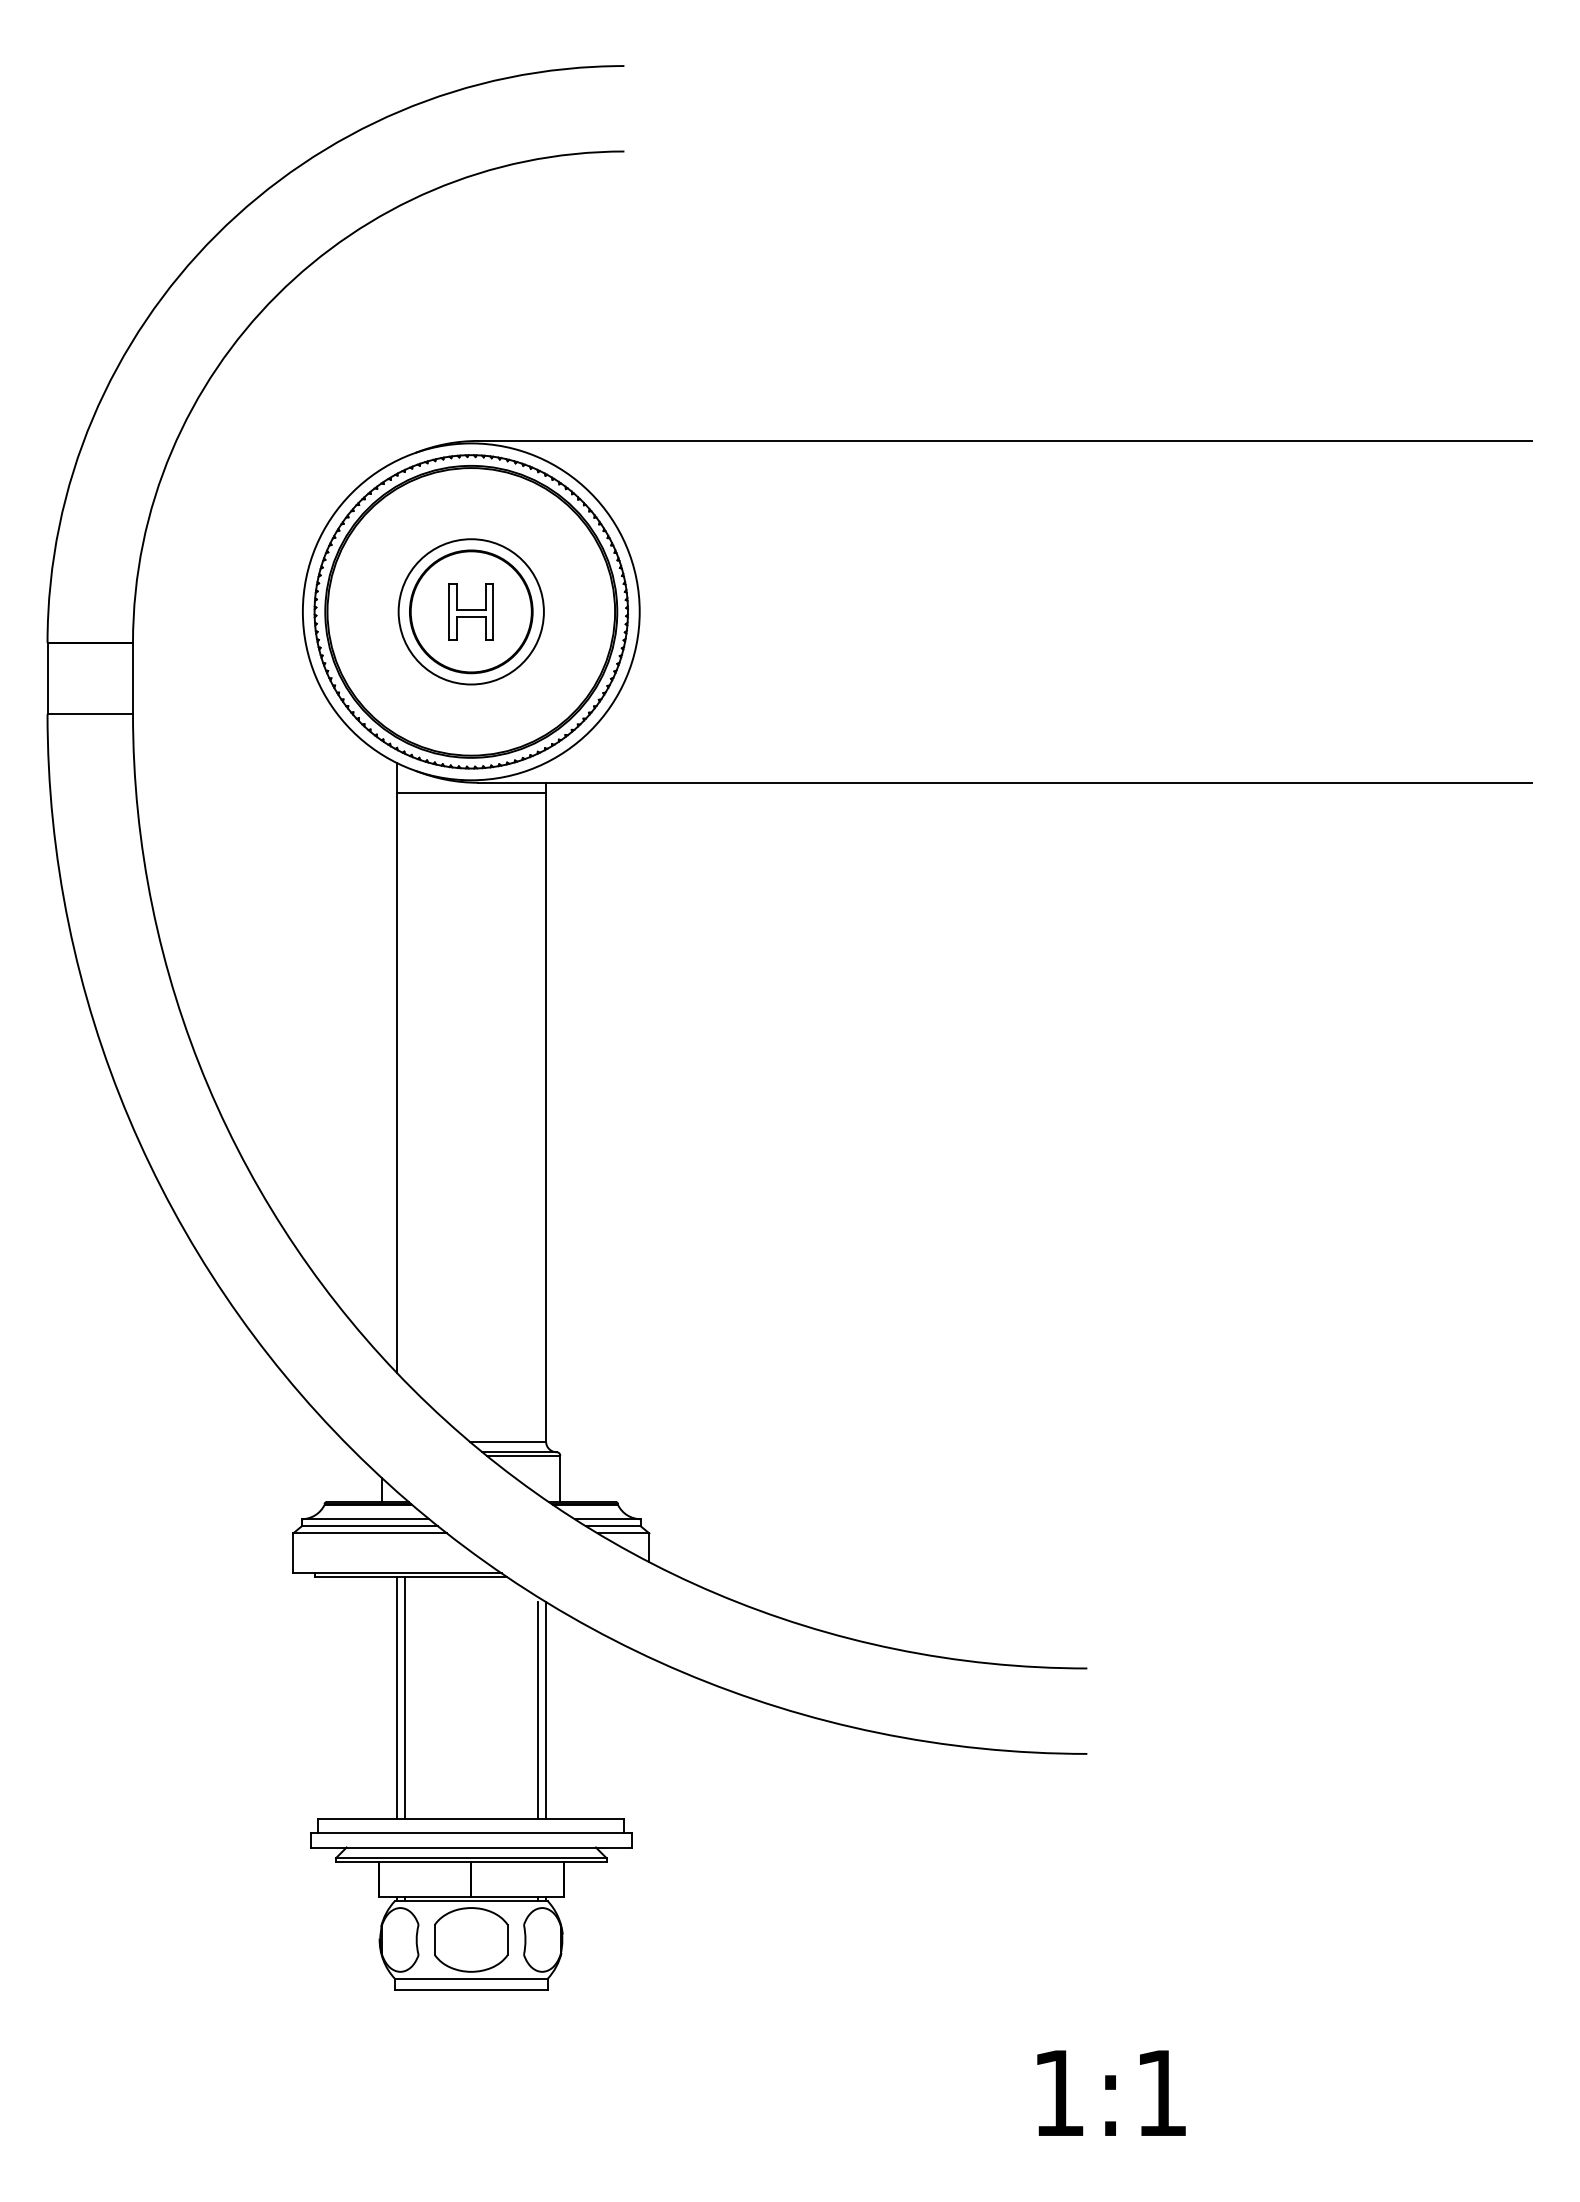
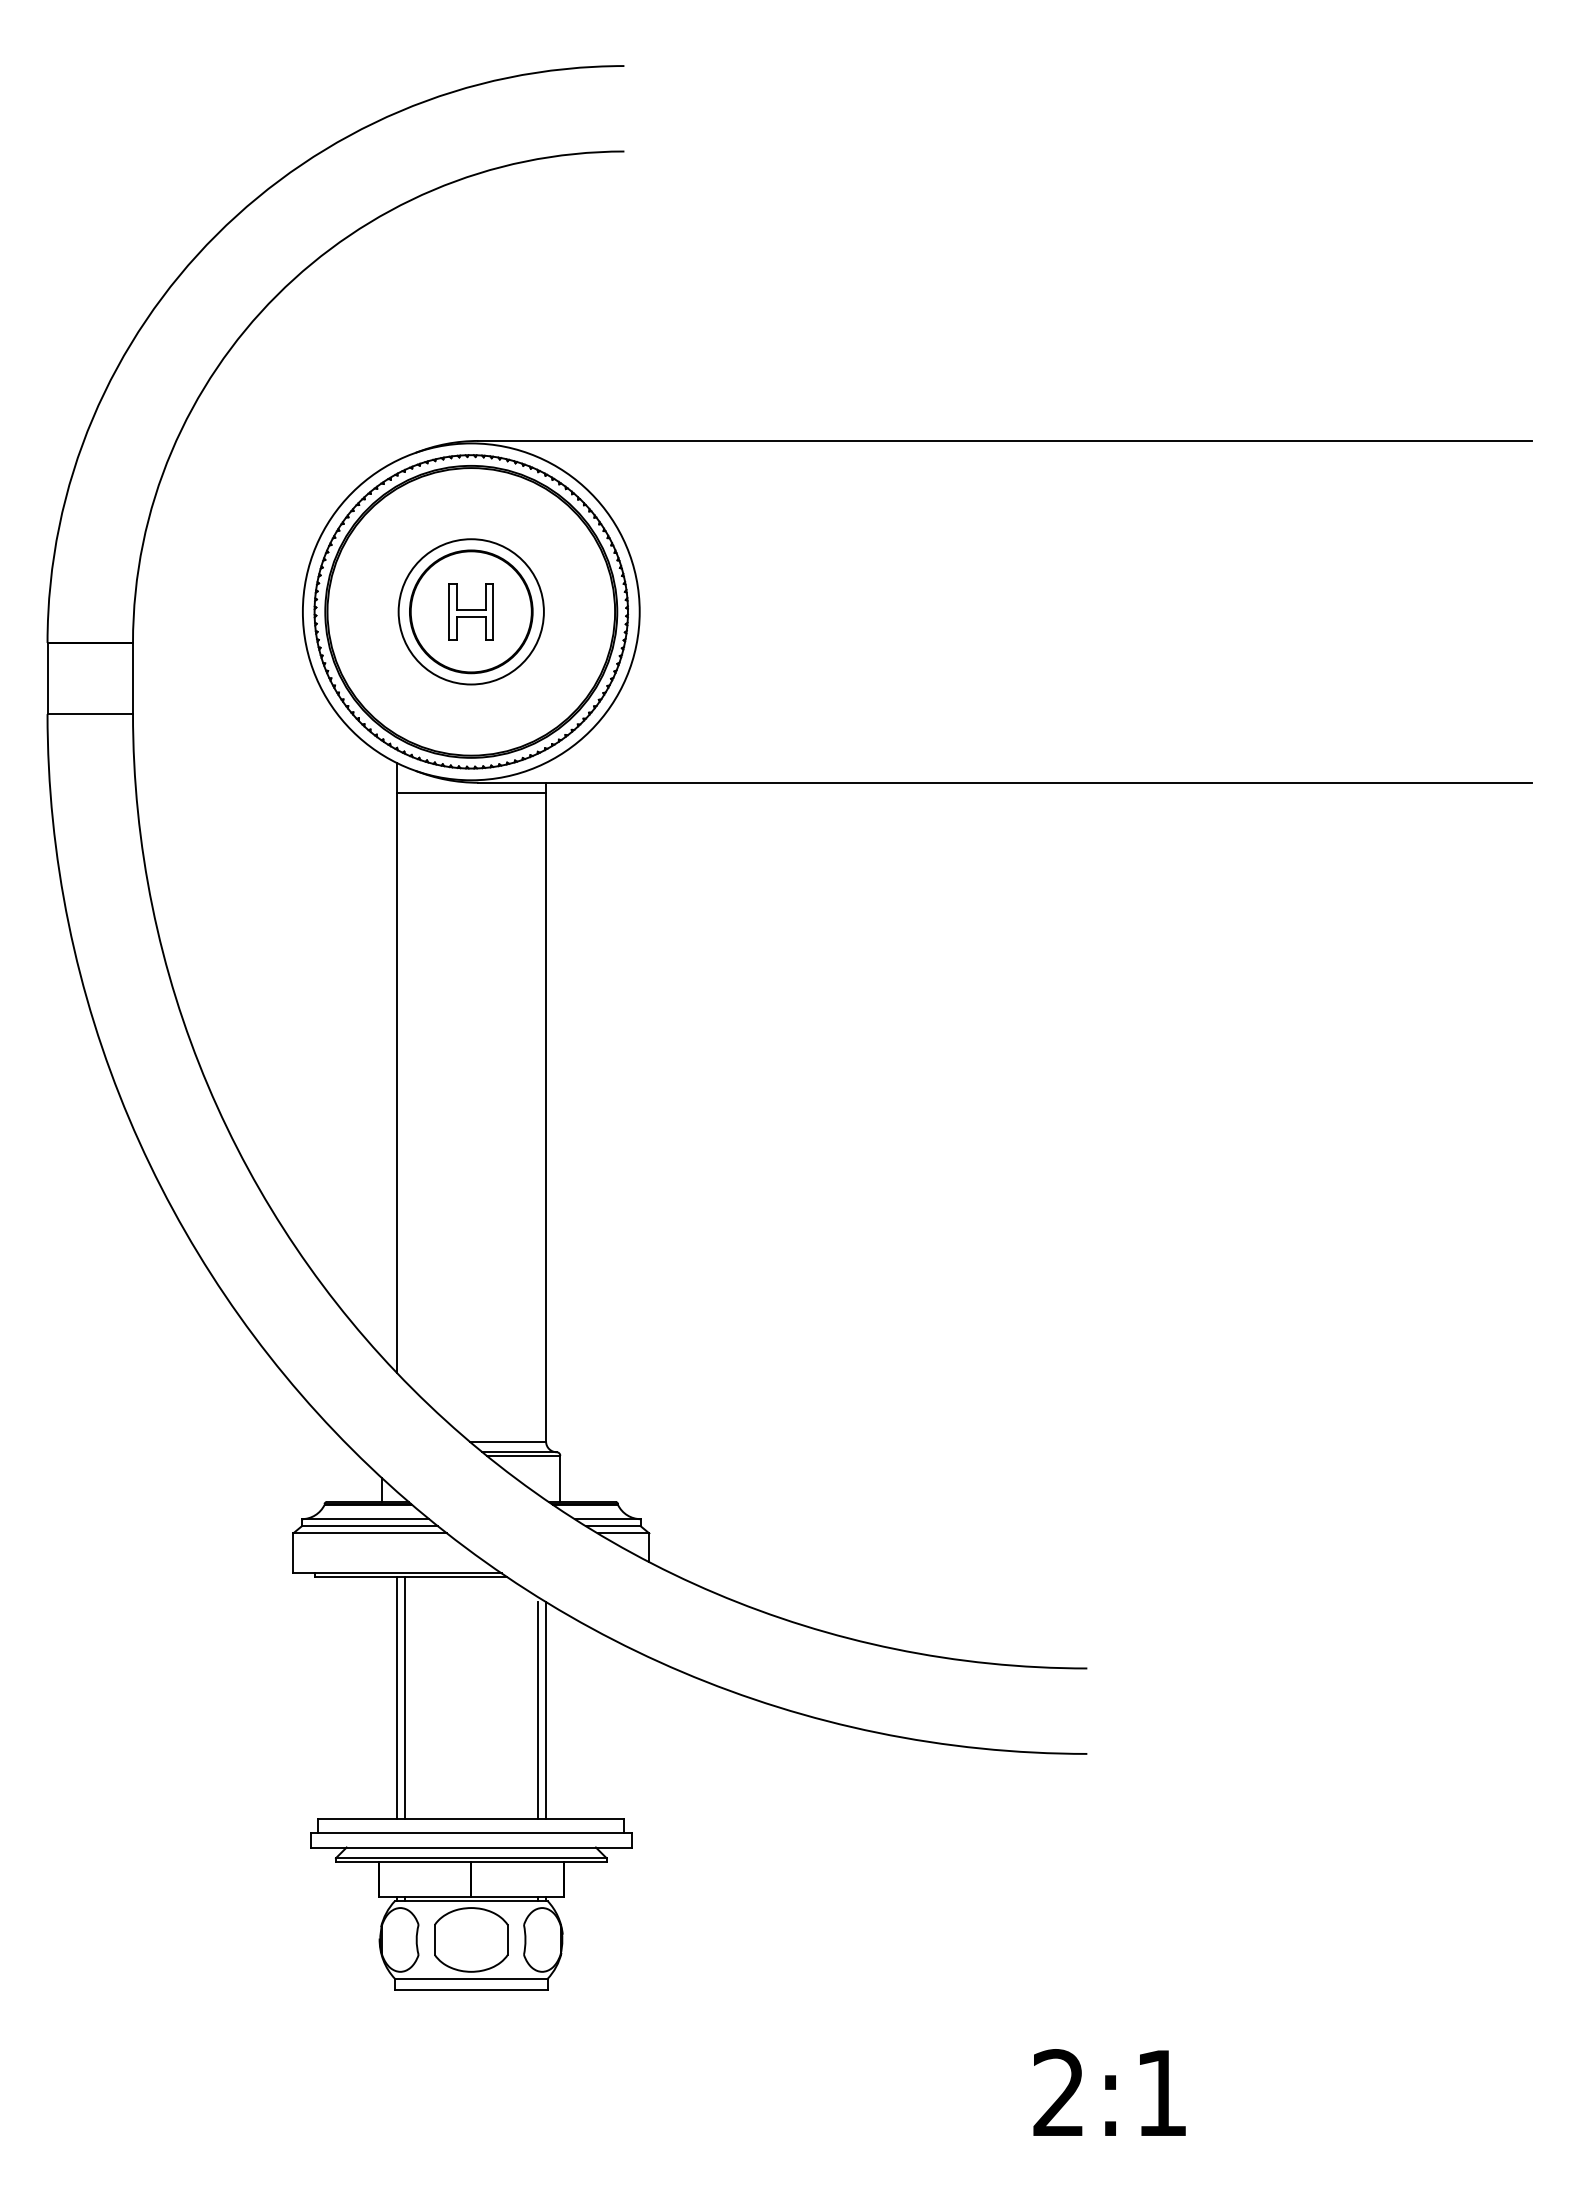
text: 1:1 -> 2:1 (1058, 2092)
